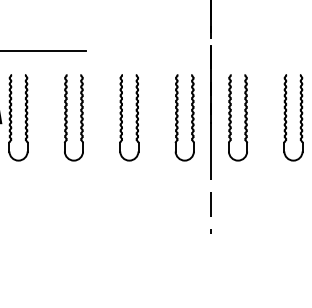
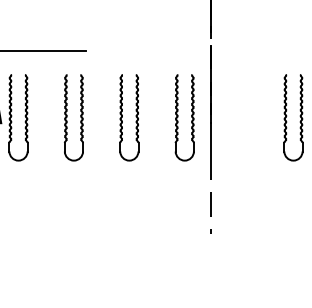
part: present -> none (237, 117)
